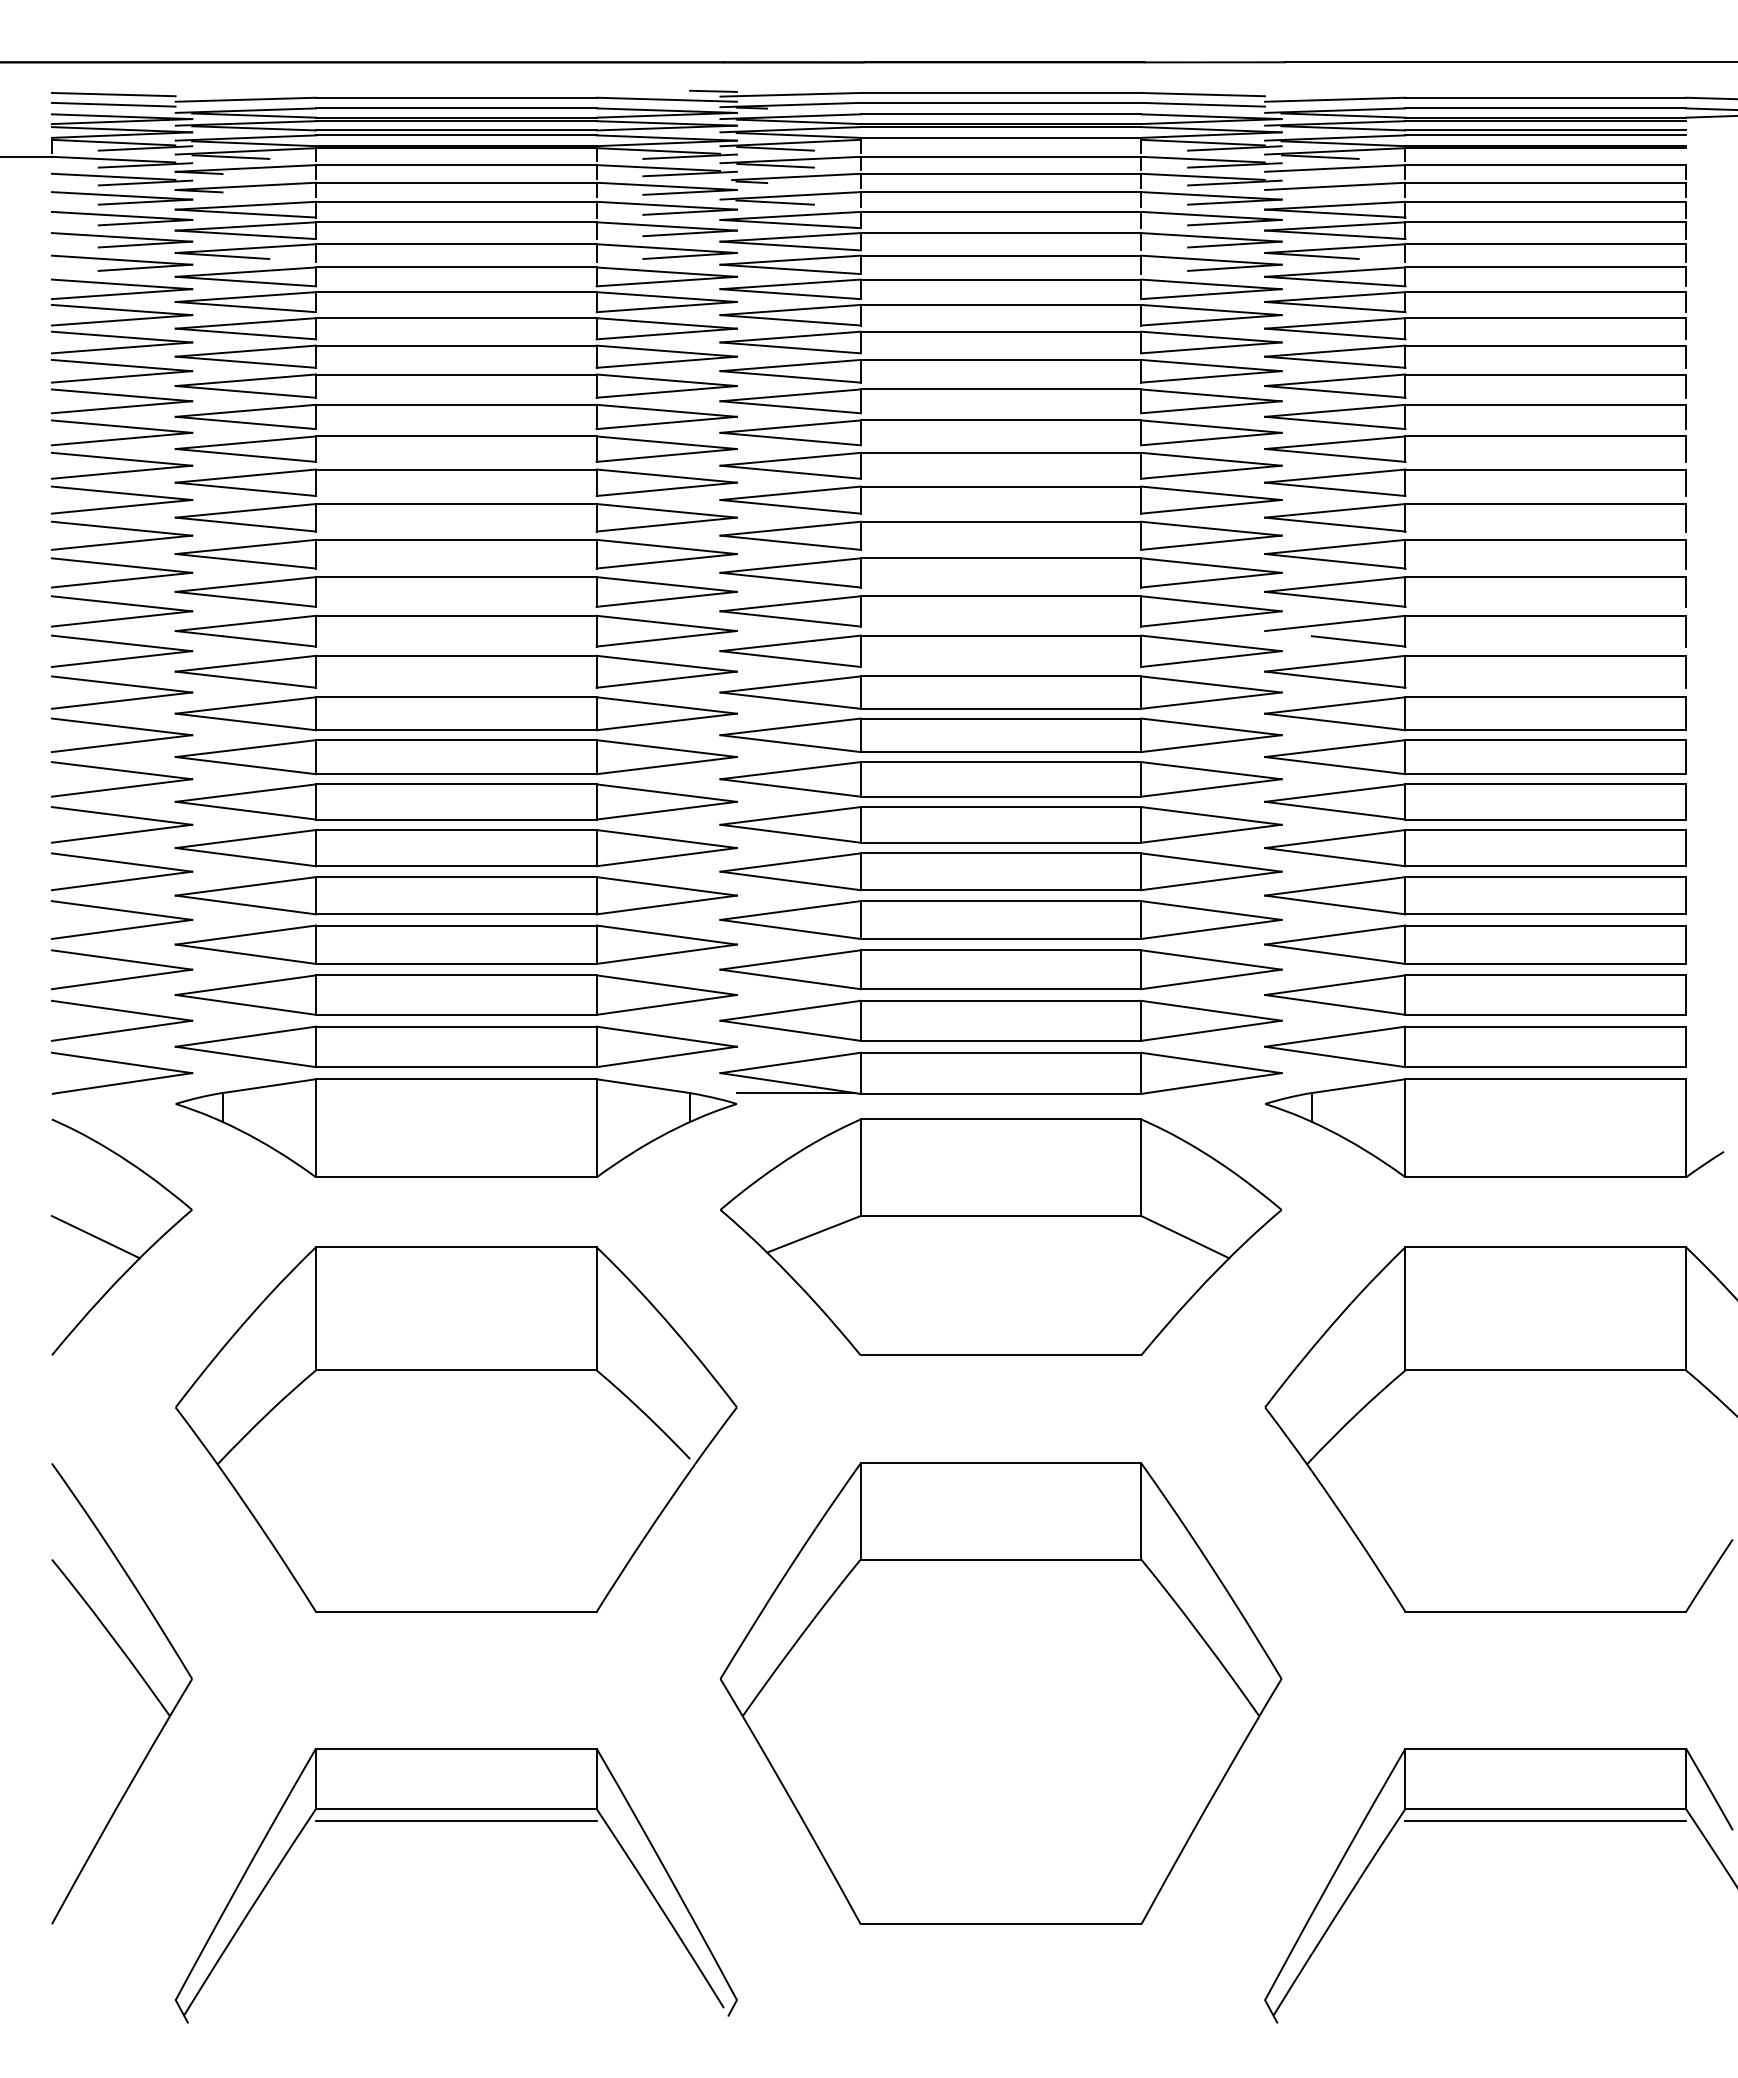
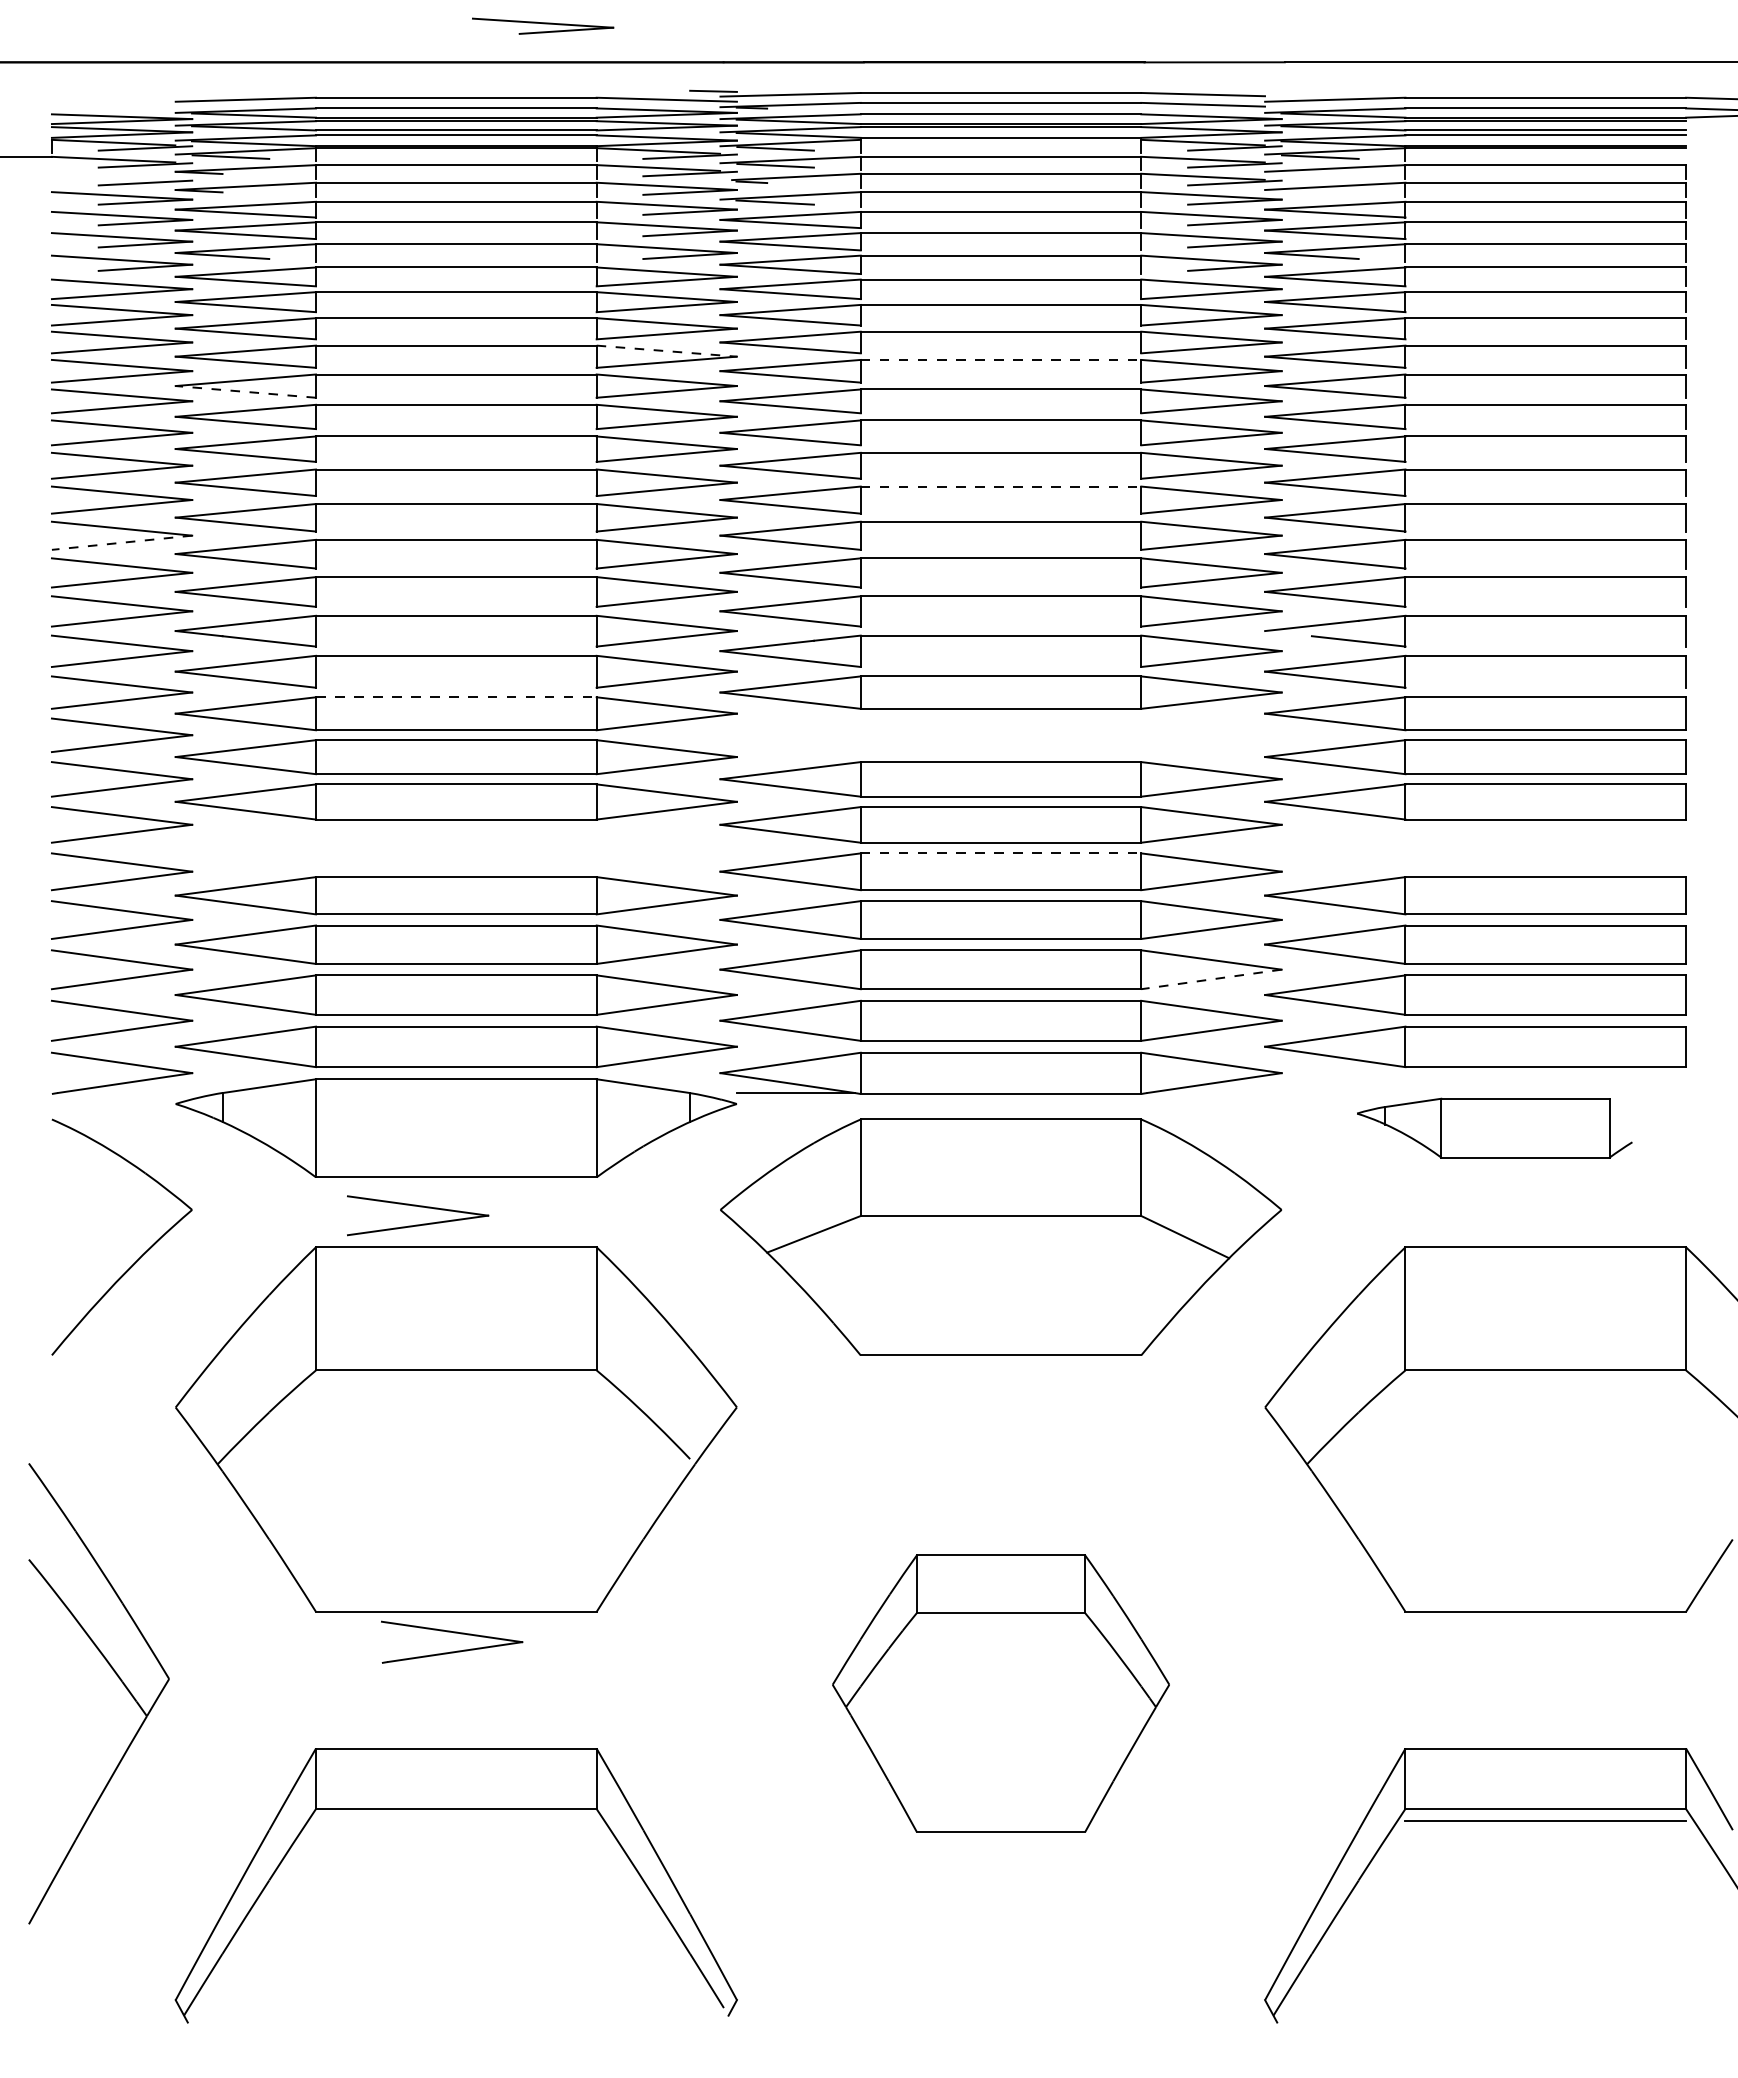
part: none -> present (543, 25)
line: present -> none (113, 94)
line: present -> none (113, 104)
line: present -> none (113, 176)
line: solid -> dashed (667, 351)
line: solid -> dashed (1001, 359)
line: solid -> dashed (245, 391)
line: solid -> dashed (1001, 486)
line: solid -> dashed (121, 542)
line: solid -> dashed (456, 697)
part: present -> none (1000, 734)
part: present -> none (455, 848)
part: present -> none (1475, 848)
line: solid -> dashed (1001, 853)
line: solid -> dashed (1211, 979)
part size: 460x100 px -> 276x62 px (1494, 1127)
part: none -> present (419, 1207)
line: present -> none (95, 1237)
part: none -> present (453, 1633)
part position: (141, 1678) -> (118, 1678) (118, 1678)
part size: 564x463 px -> 338x279 px (1000, 1693)
line: present -> none (456, 1821)
